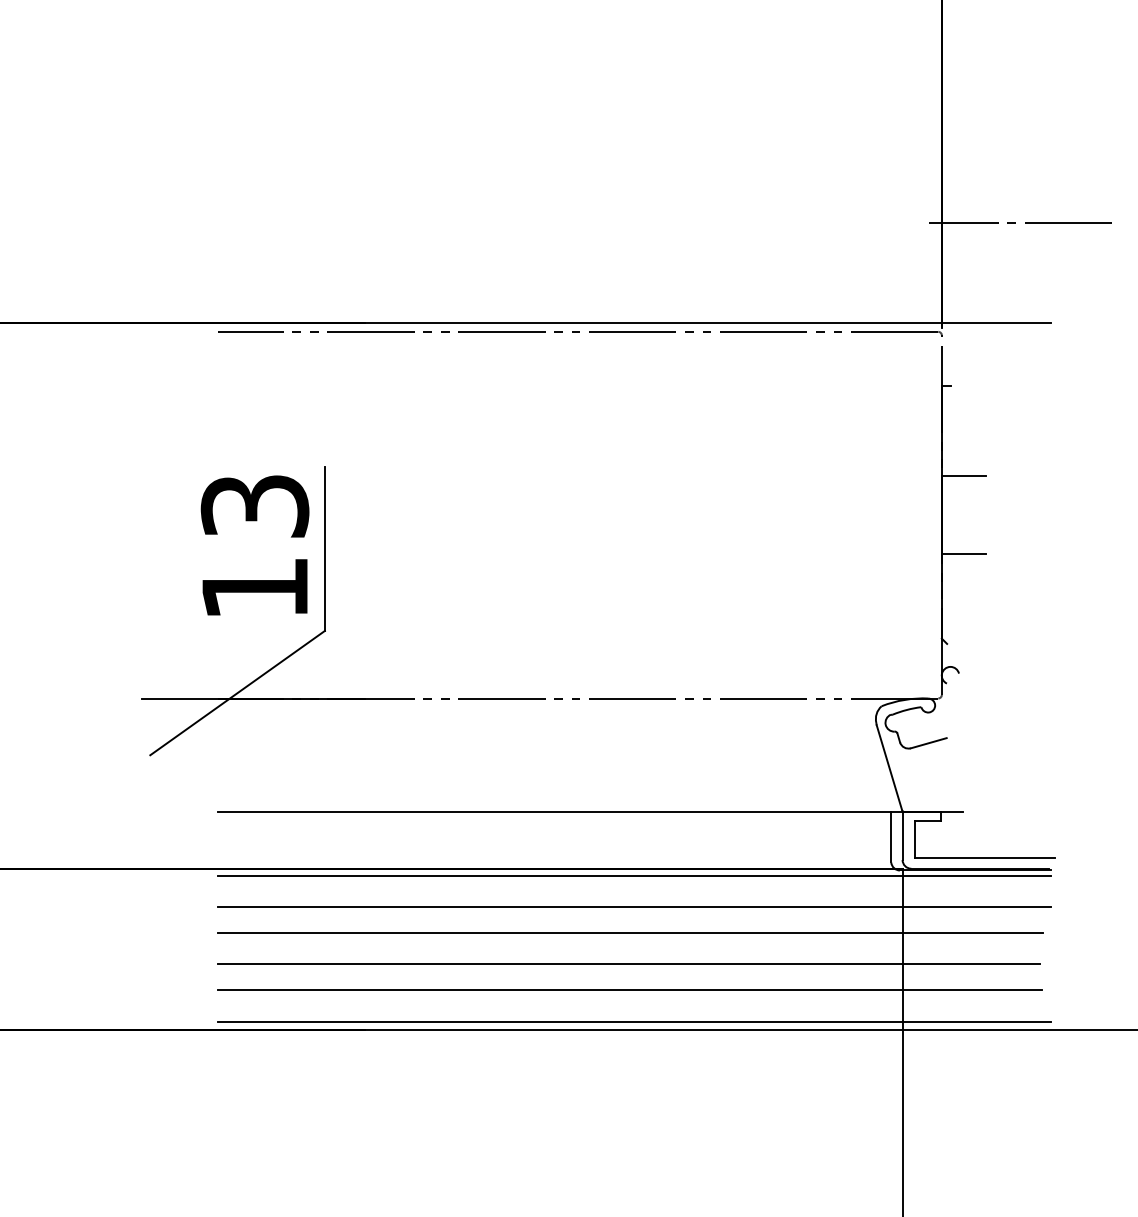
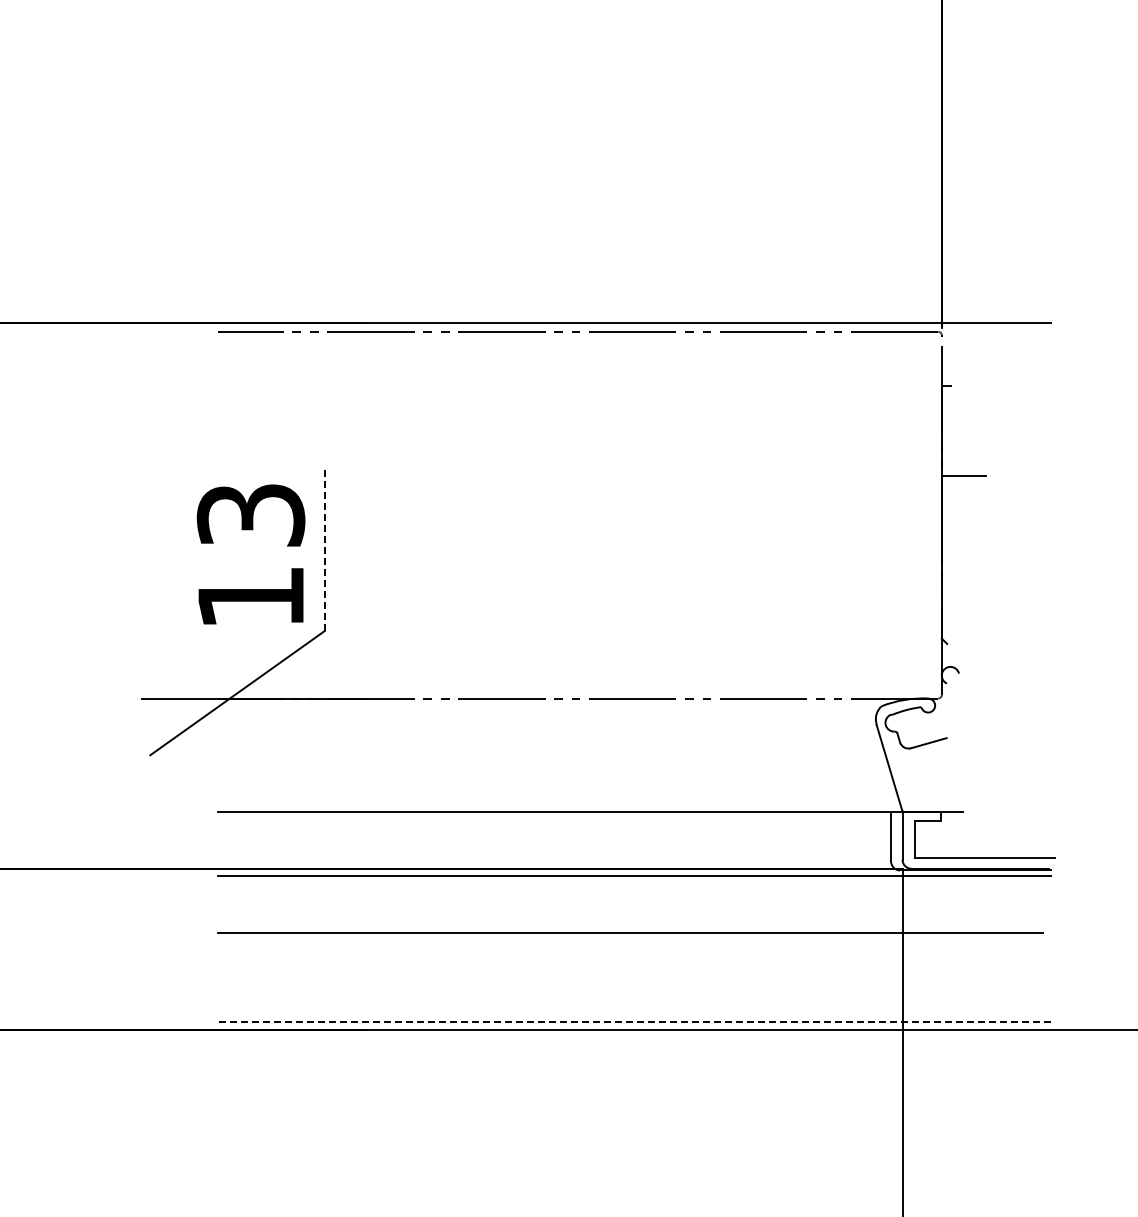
line: present -> none (1020, 222)
text position: (254, 545) -> (250, 554) (250, 554)
line: solid -> dashed (324, 549)
line: present -> none (963, 554)
line: present -> none (634, 907)
line: present -> none (628, 963)
line: present -> none (629, 990)
line: solid -> dashed (634, 1021)
